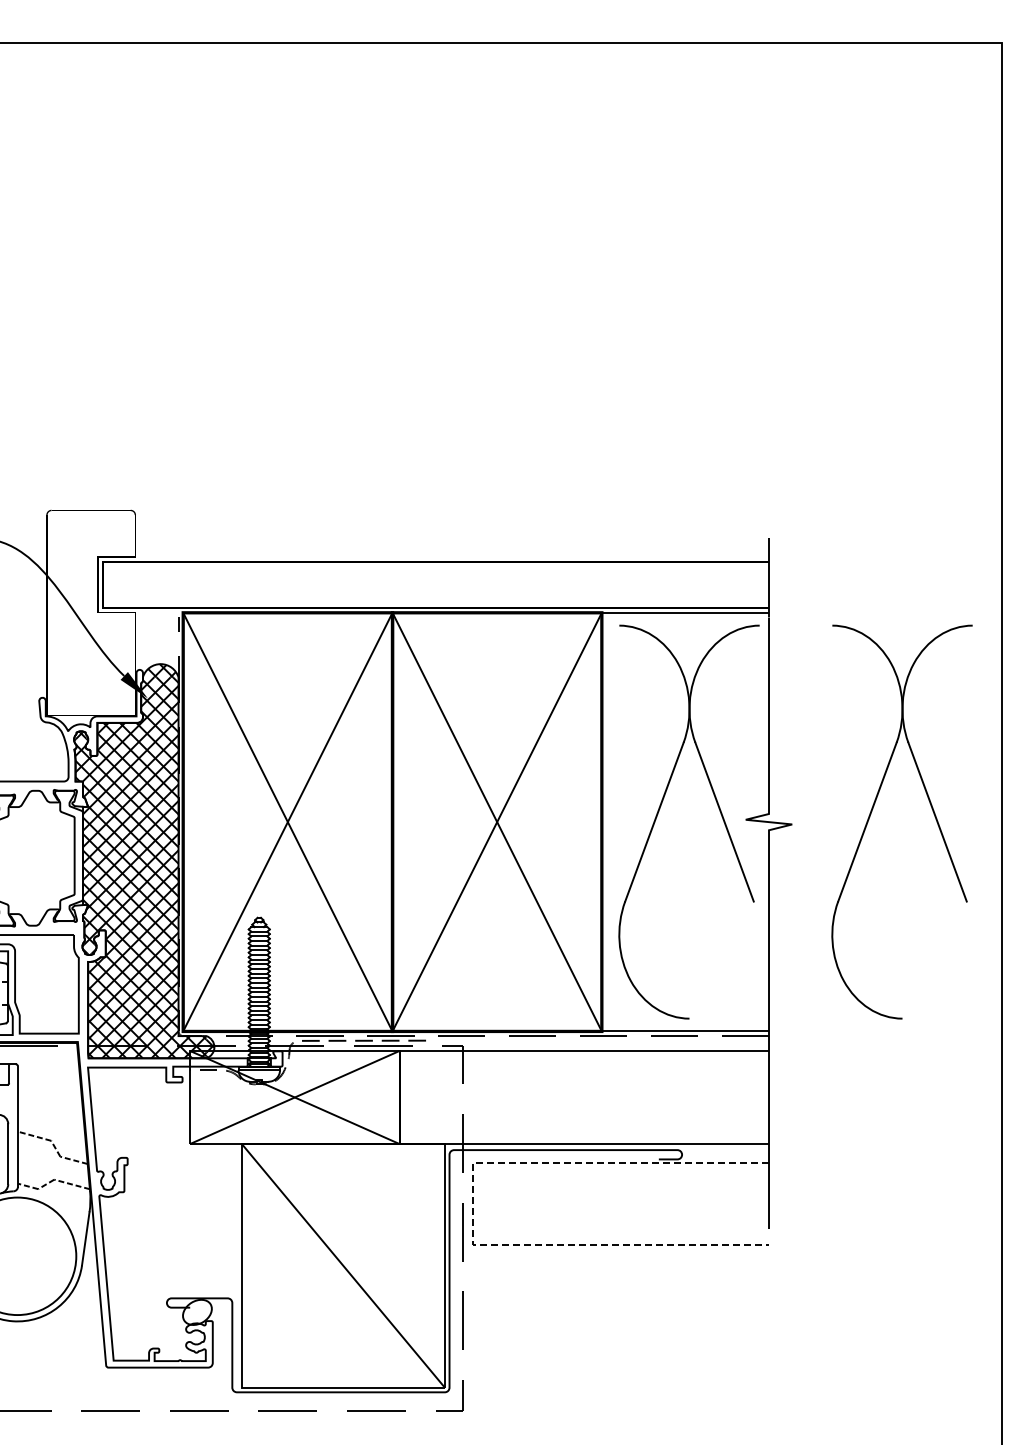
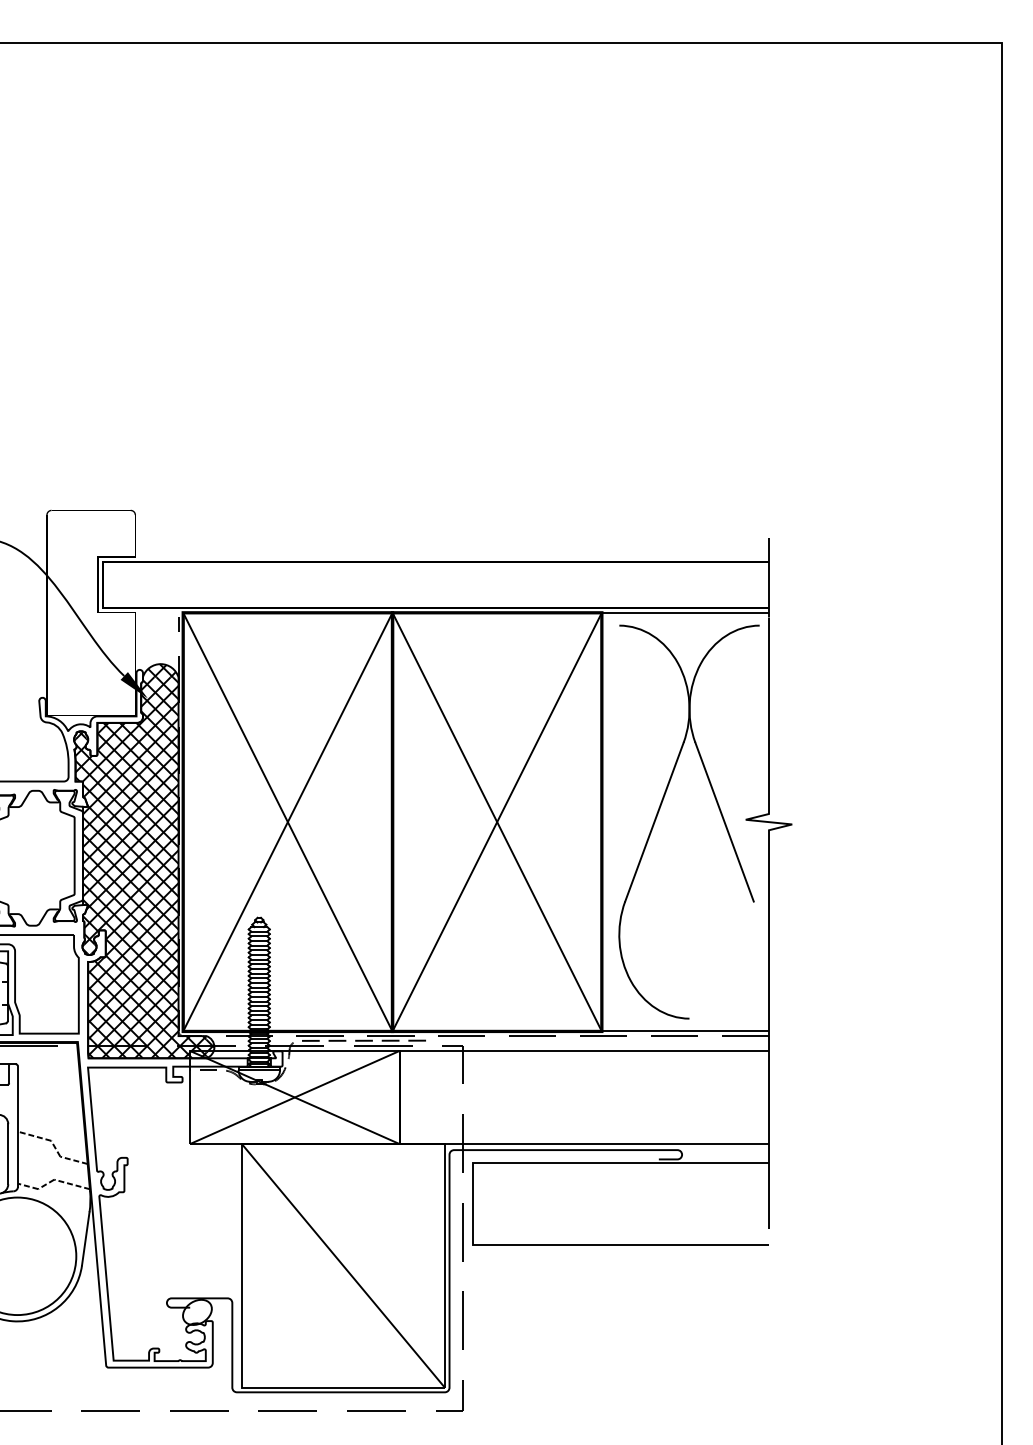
part: present -> none (873, 809)
line: dashed -> solid (472, 1203)
